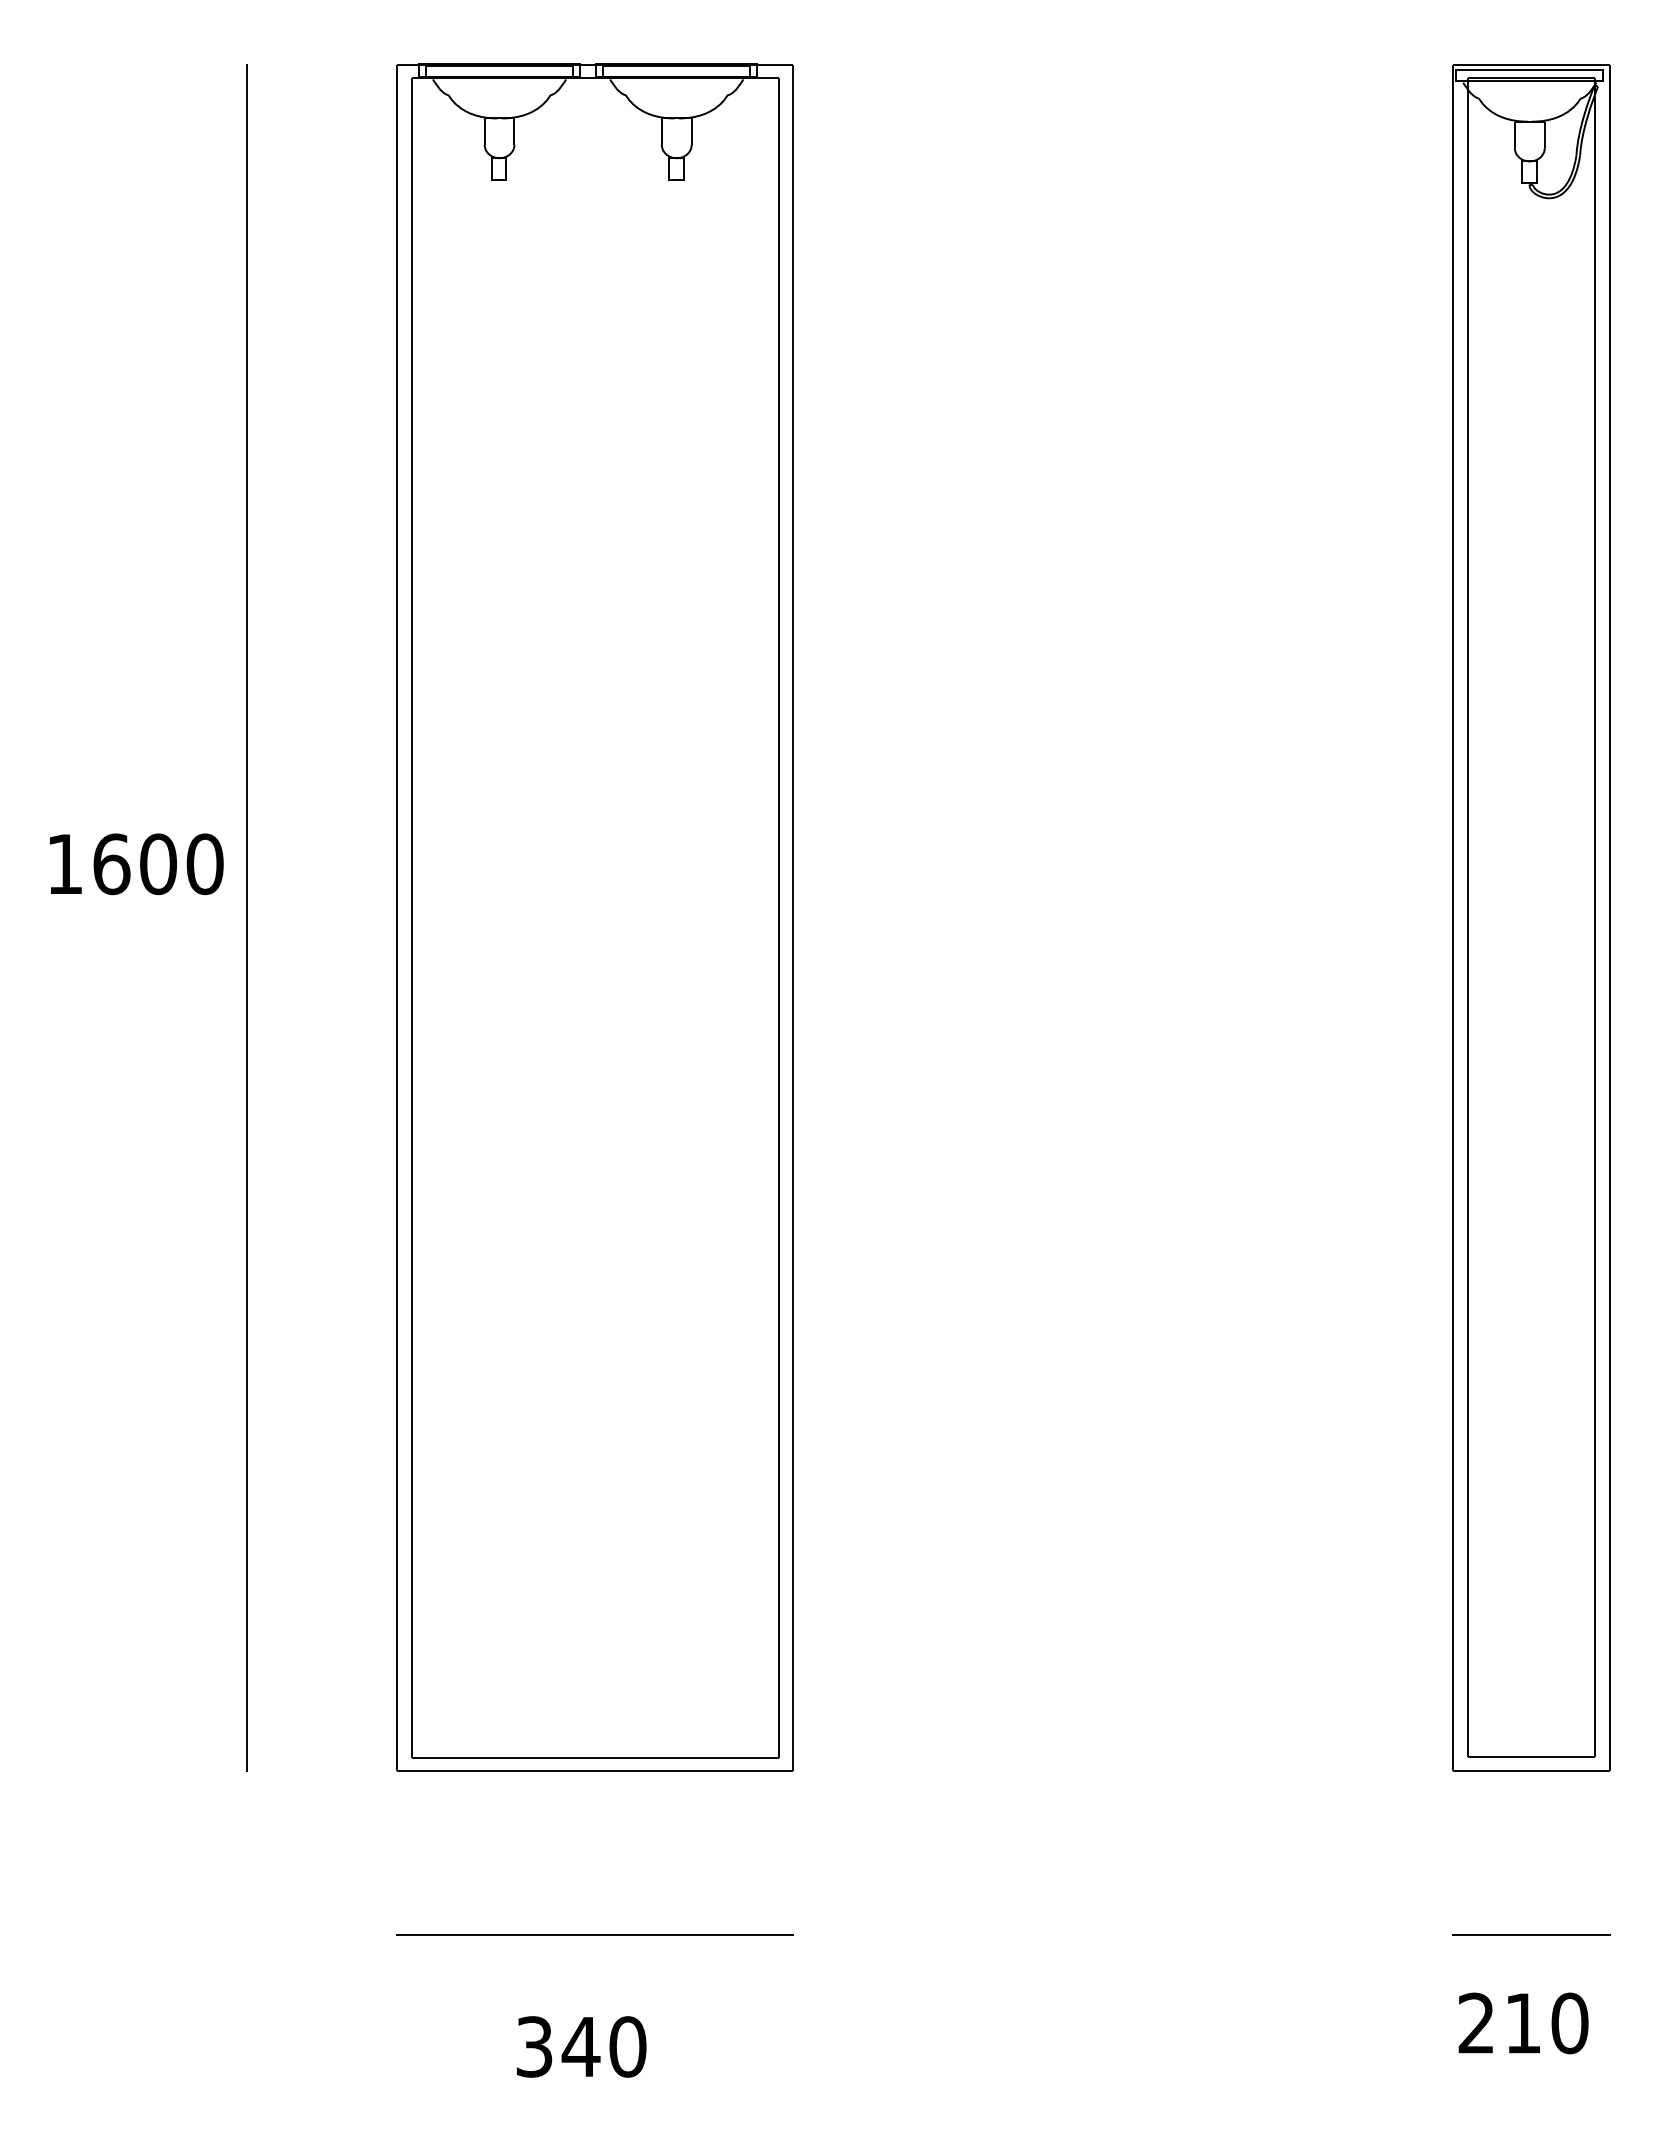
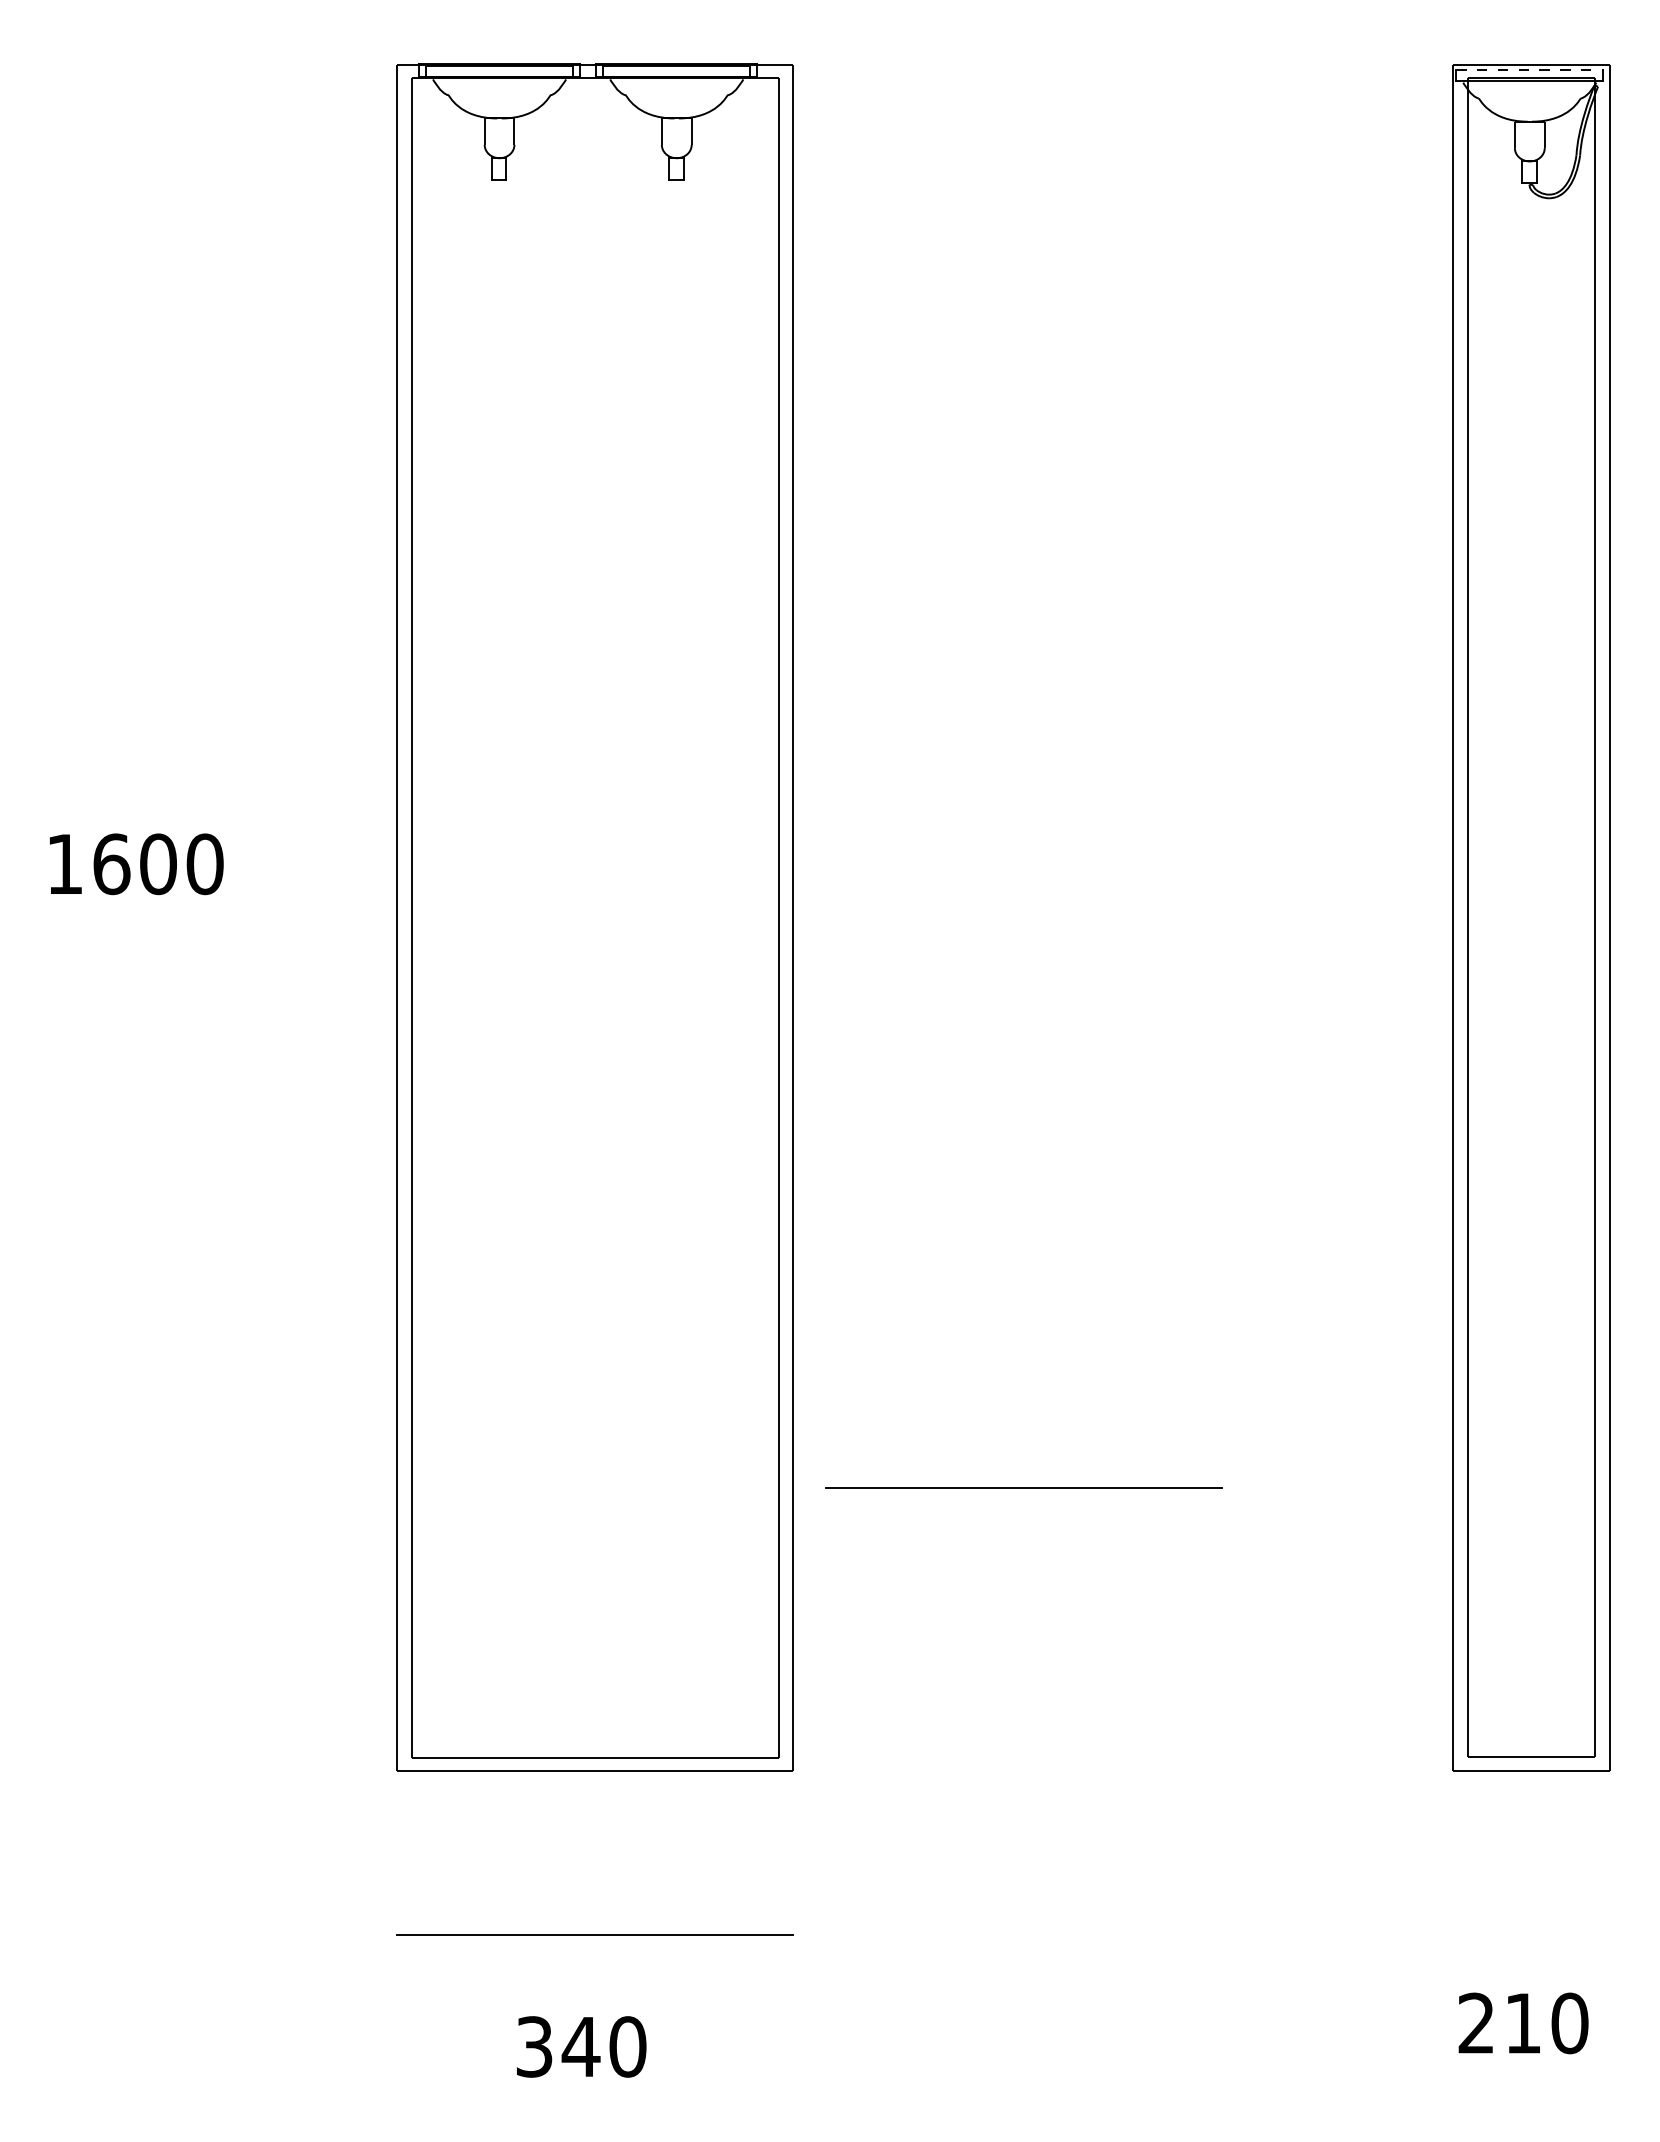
line: solid -> dashed (1529, 69)
line: present -> none (246, 917)
line: none -> present (1023, 1487)
line: present -> none (1531, 1934)
